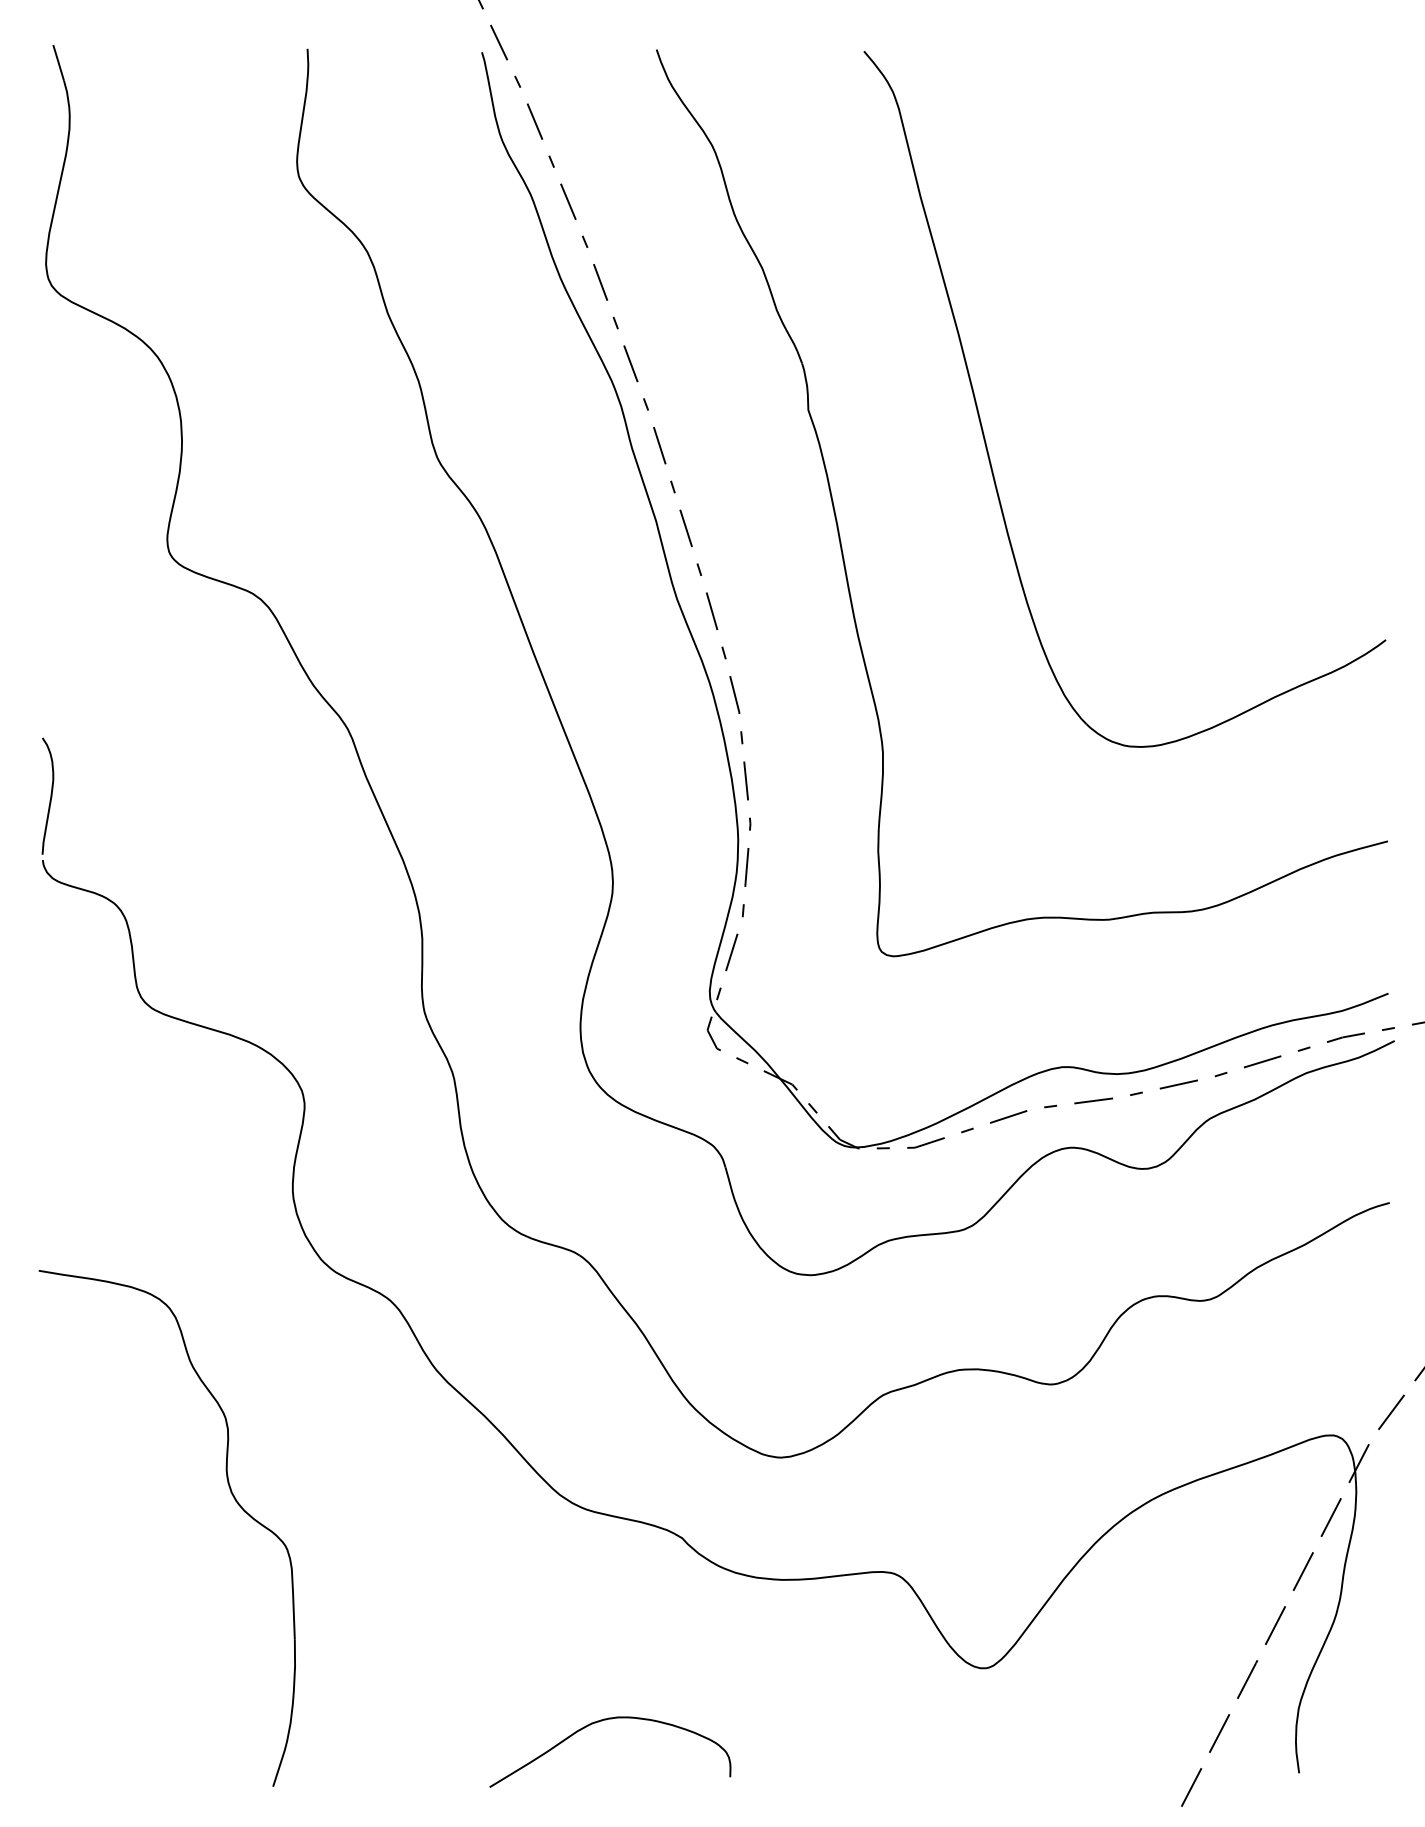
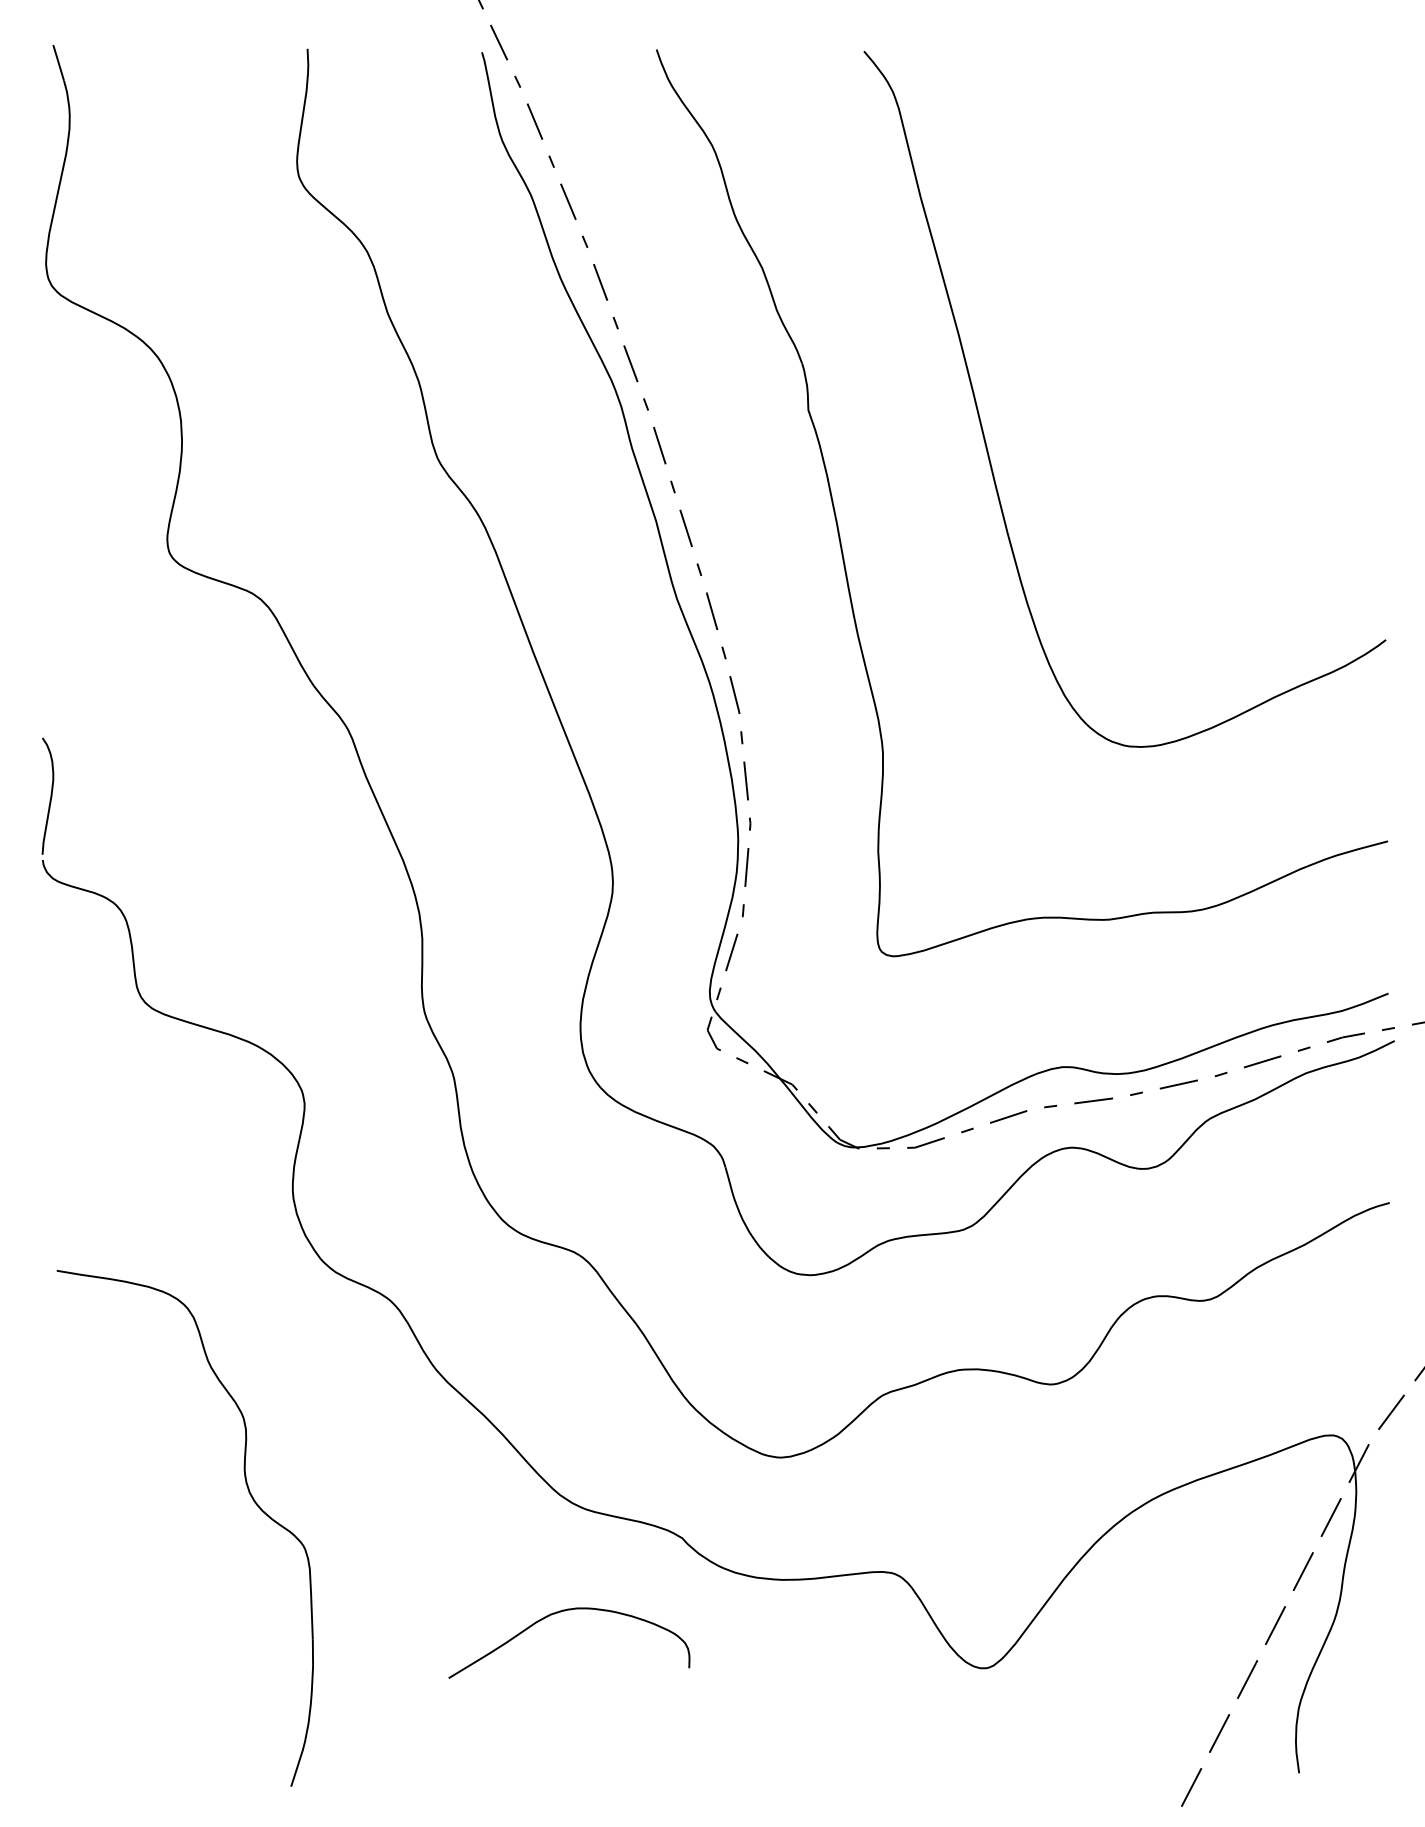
part position: (232, 1496) -> (250, 1496) (250, 1496)
curve position: (599, 1722) -> (558, 1613) (558, 1613)
